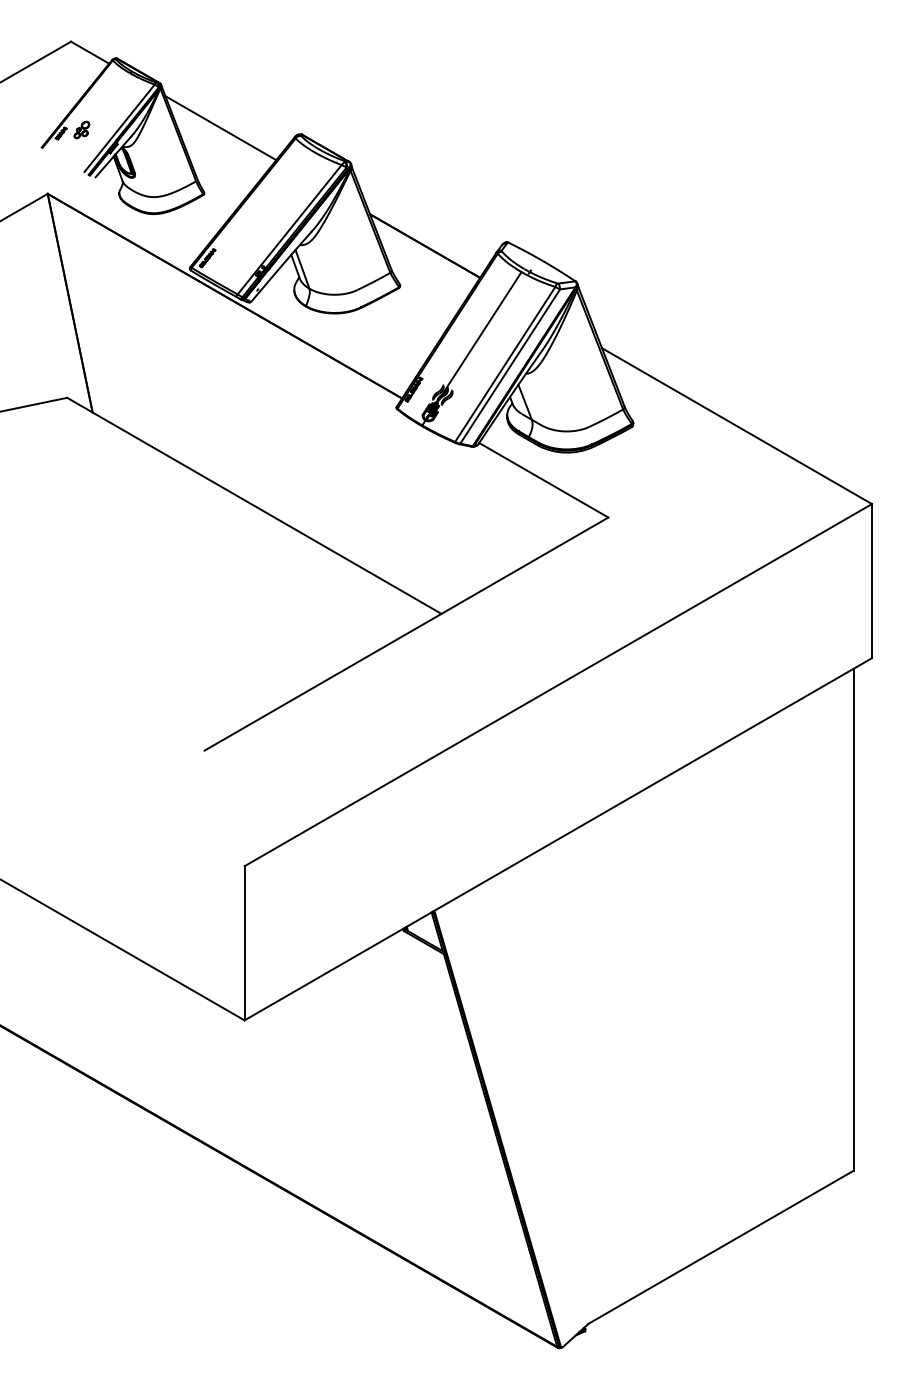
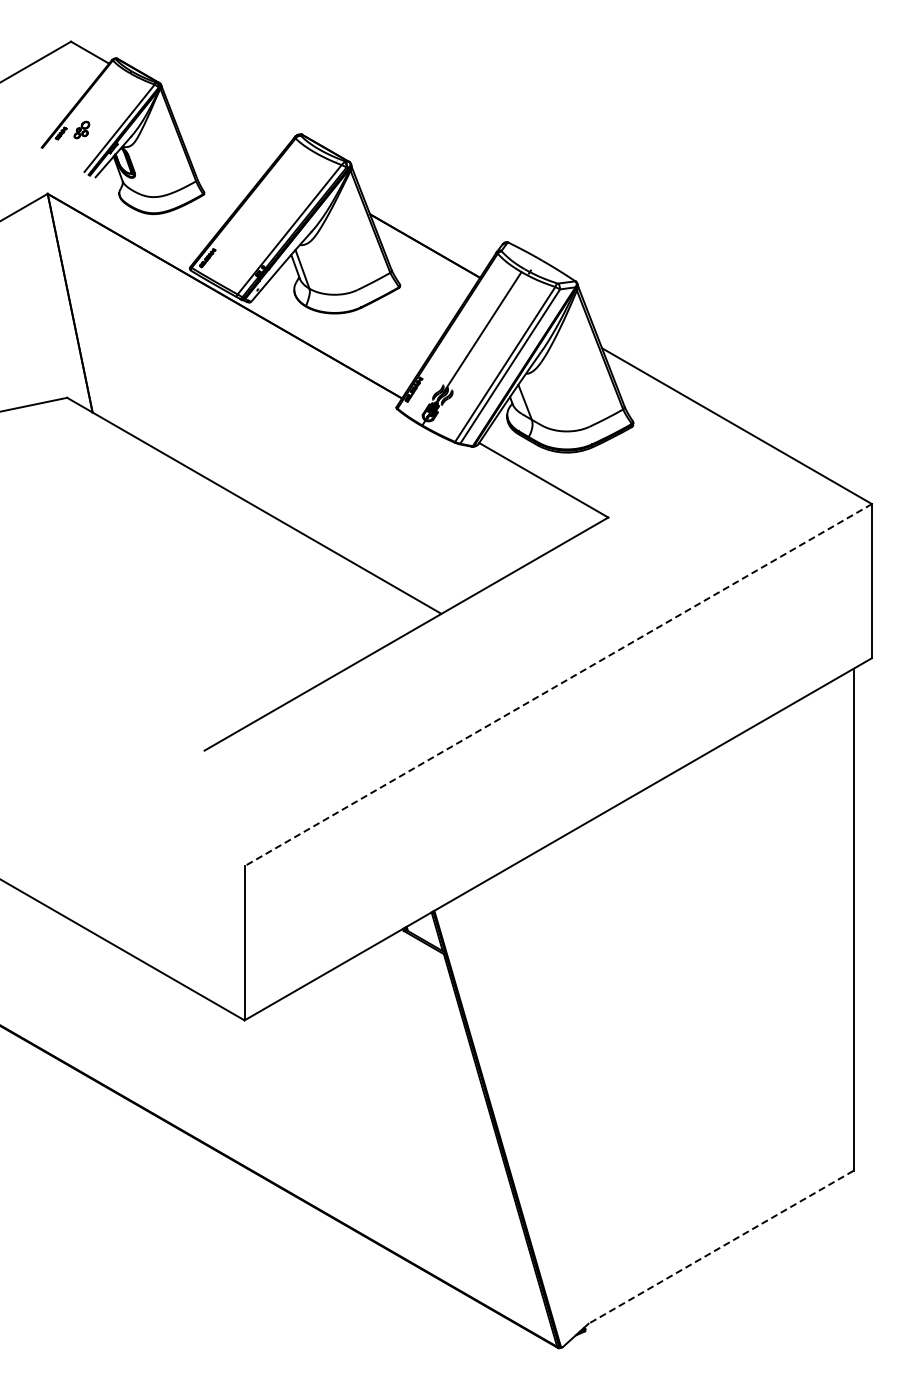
line: present -> none (220, 128)
line: solid -> dashed (557, 685)
line: solid -> dashed (721, 1247)
